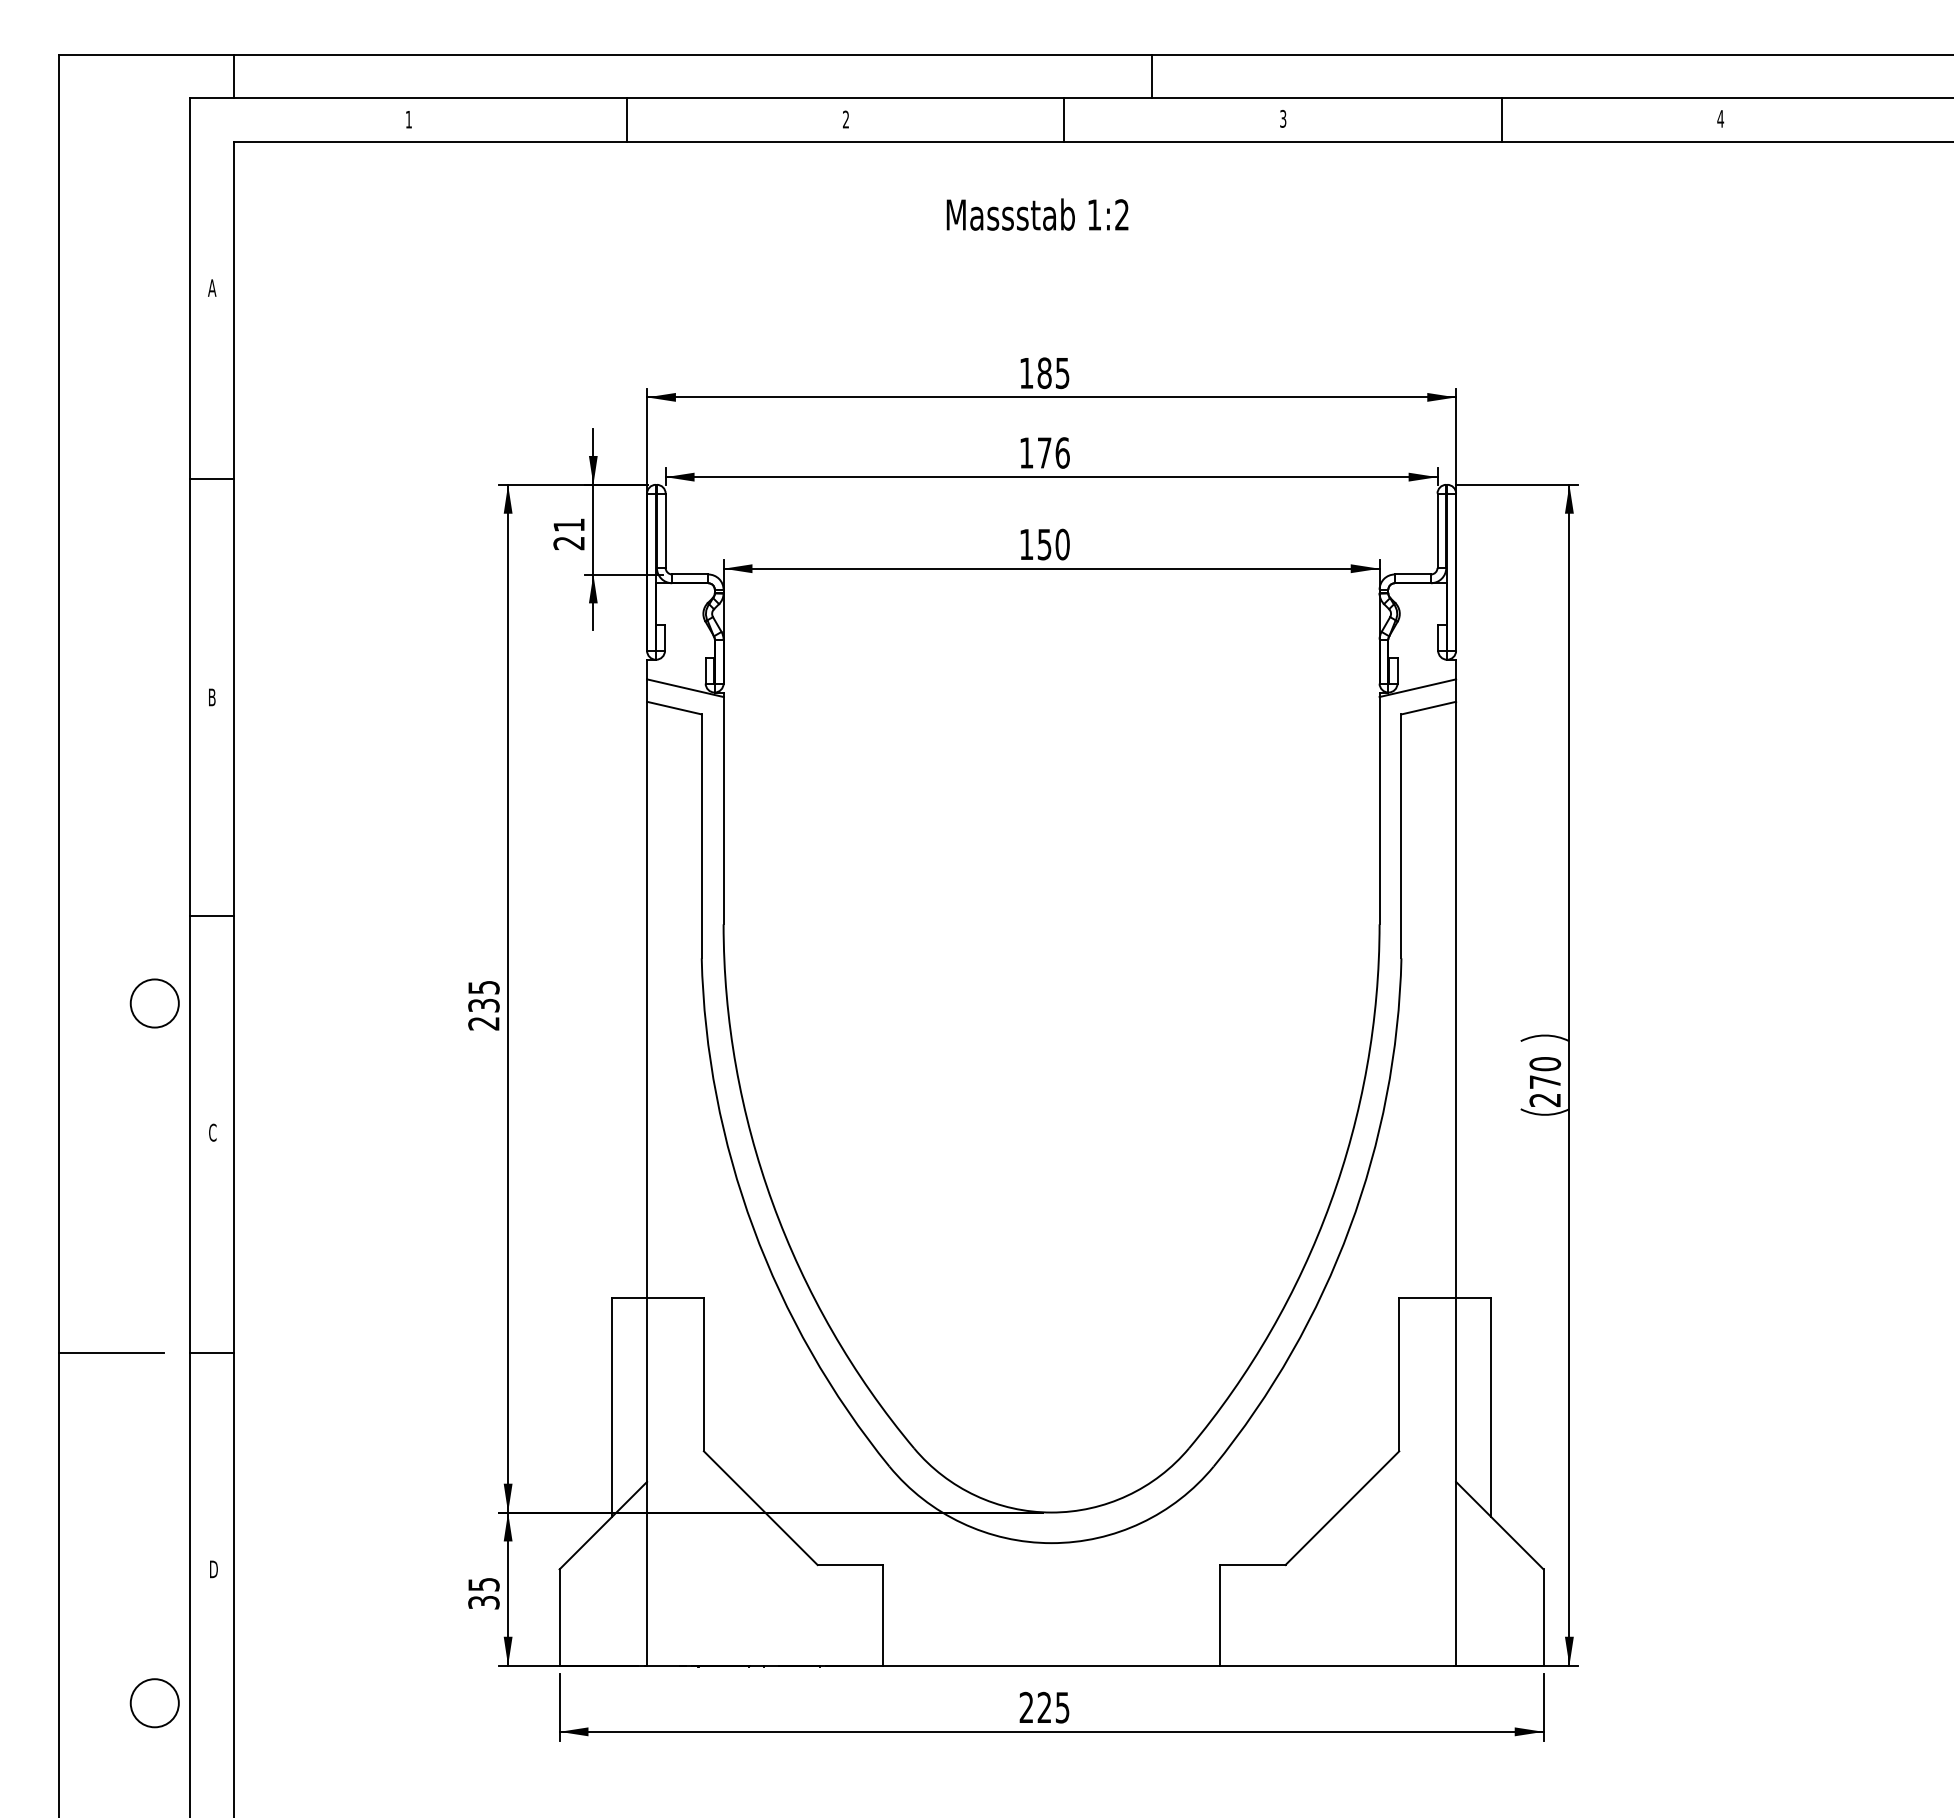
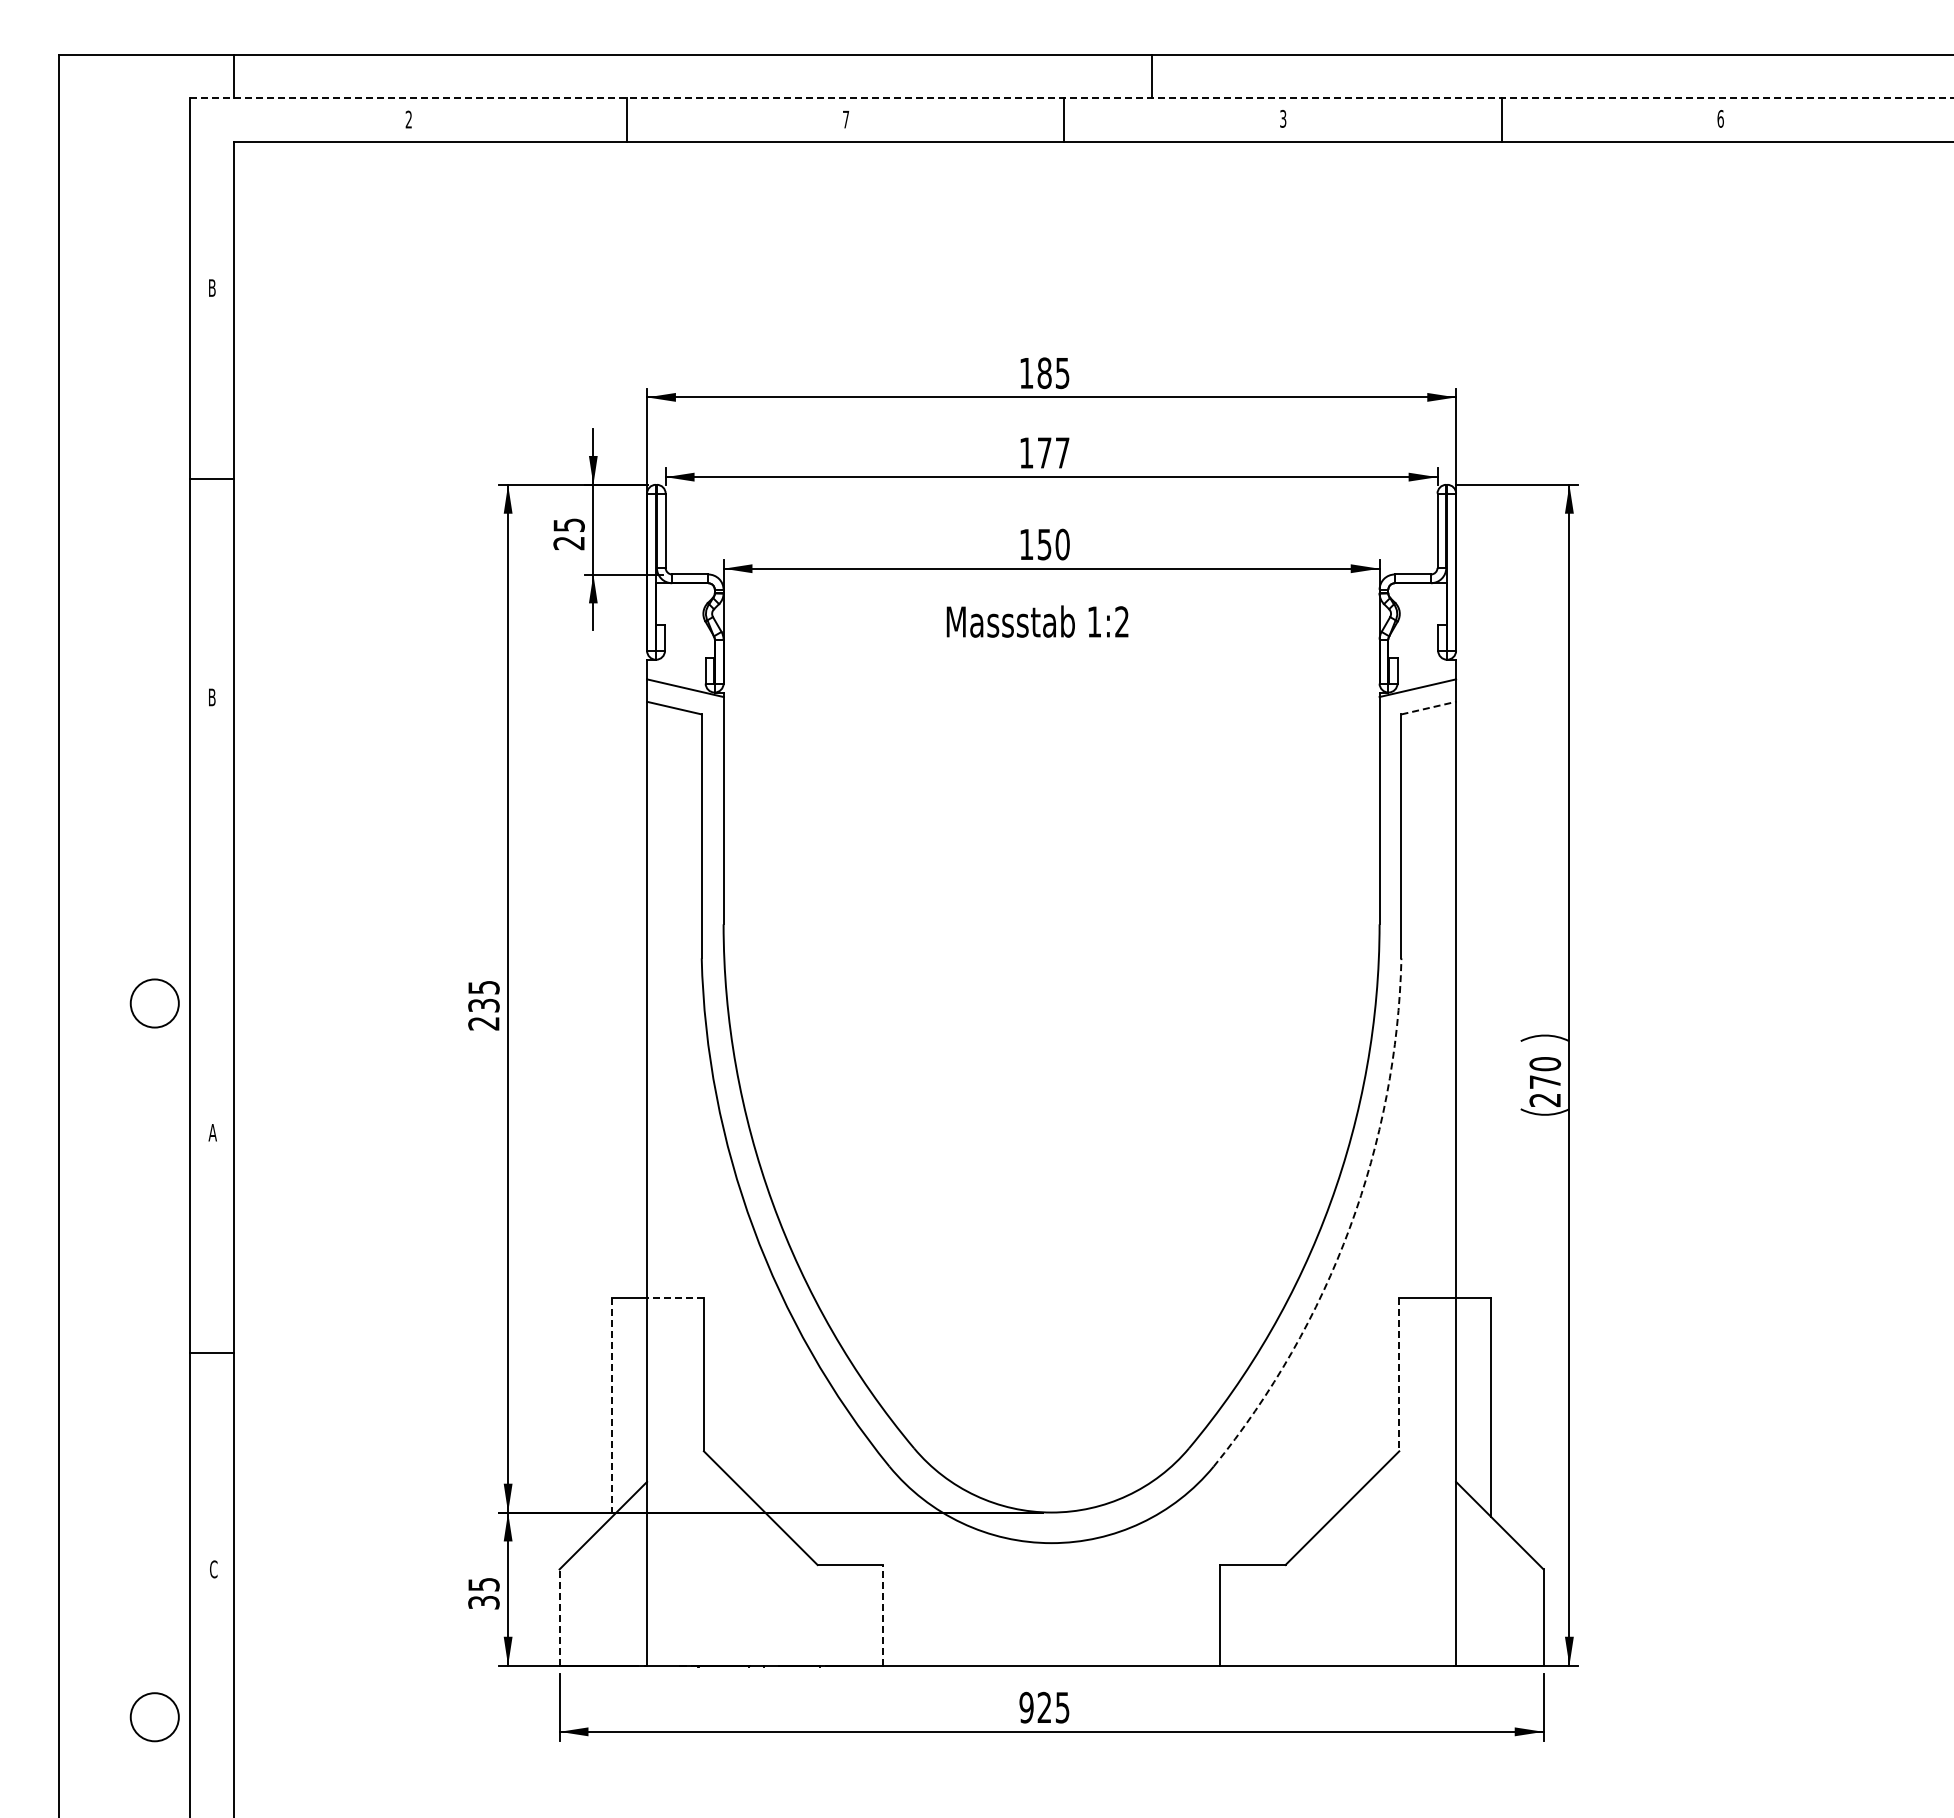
line: solid -> dashed (1071, 98)
text: 4 -> 6 (1720, 118)
text: 1 -> 2 (408, 119)
text: 2 -> 7 (845, 119)
text position: (1037, 214) -> (1037, 621) (1037, 621)
text: A -> B (212, 287)
text: 176 -> 177 (1062, 452)
text: 21 -> 25 (568, 524)
line: solid -> dashed (1429, 708)
line: present -> none (211, 916)
text: C -> A (212, 1132)
arc: solid -> dashed (1349, 1228)
line: solid -> dashed (675, 1298)
line: present -> none (110, 1353)
line: solid -> dashed (1399, 1374)
line: solid -> dashed (612, 1408)
text: D -> C (213, 1569)
line: solid -> dashed (883, 1614)
line: solid -> dashed (559, 1617)
circle position: (154, 1703) -> (154, 1717) (154, 1717)
text: 225 -> 925 (1026, 1707)
